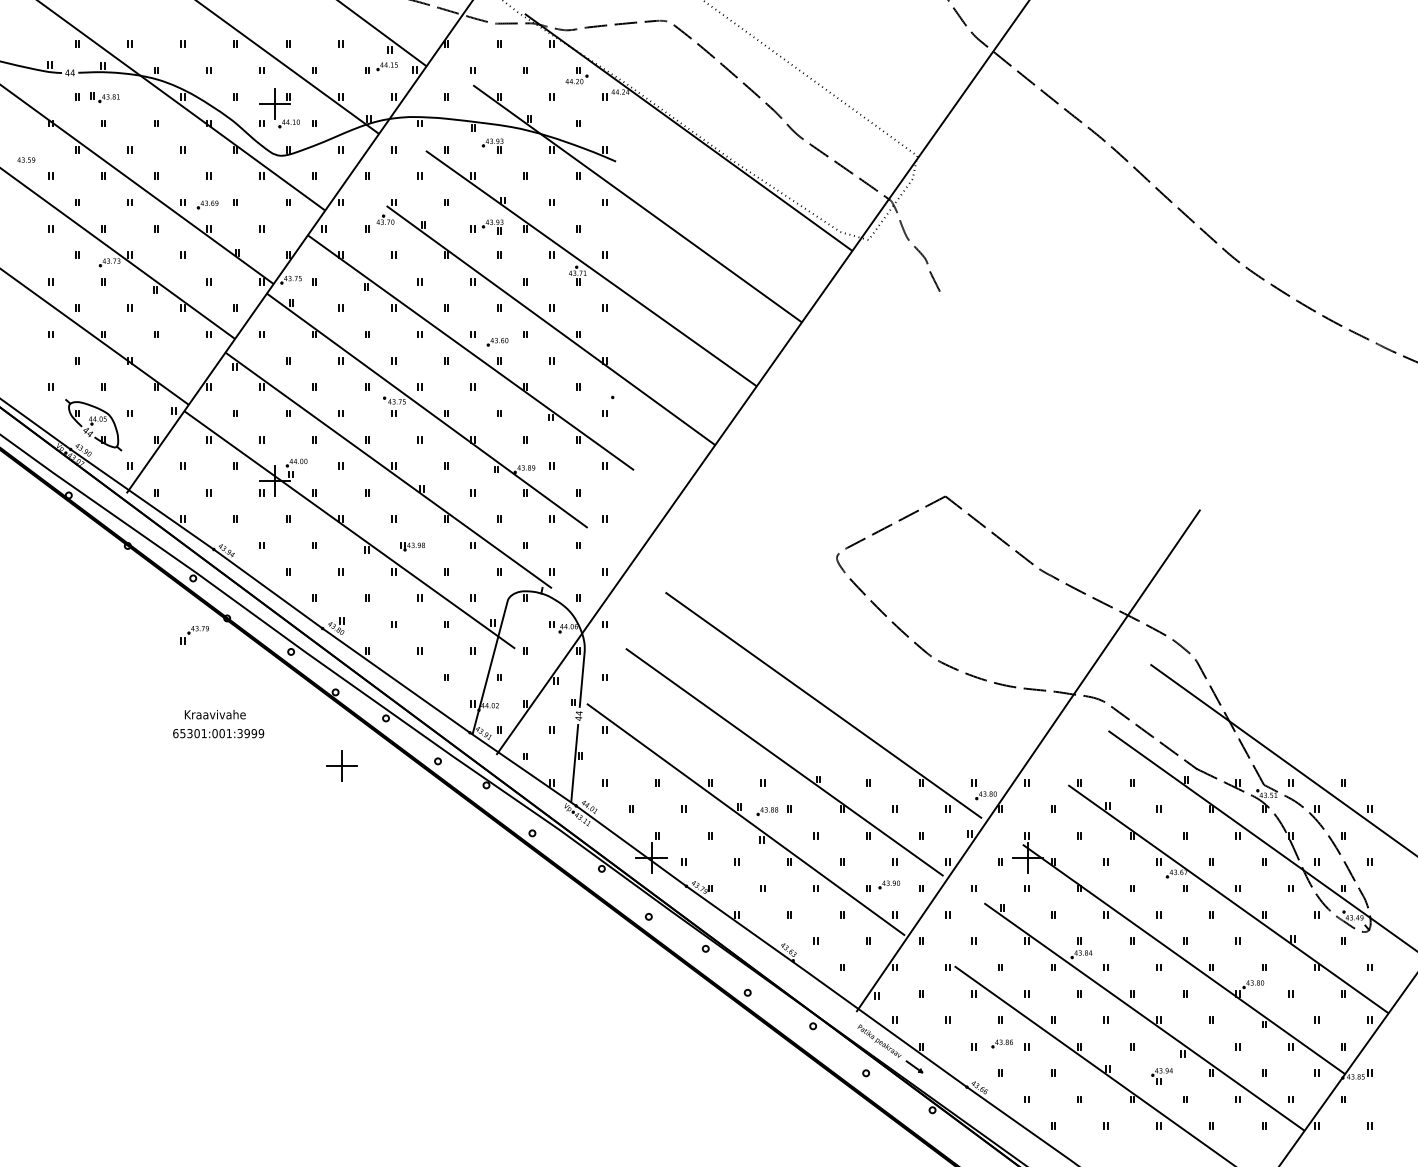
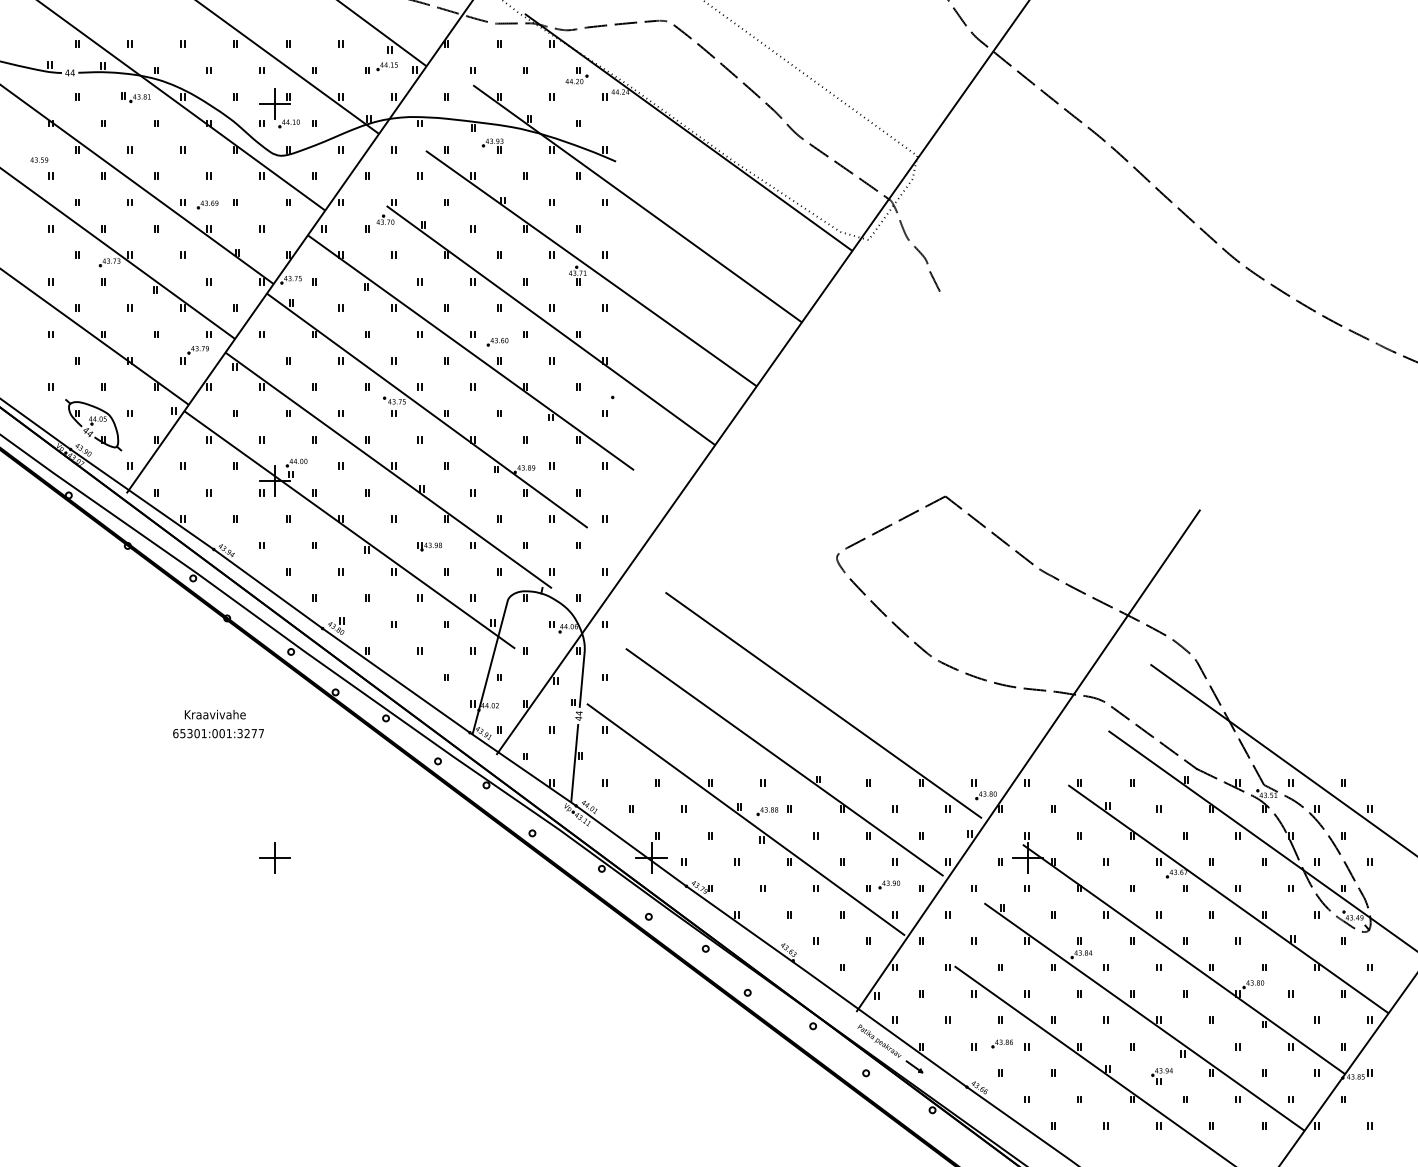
part position: (104, 97) -> (135, 97) (135, 97)
text position: (26, 159) -> (39, 159) (39, 159)
part: present -> none (492, 226)
part position: (412, 546) -> (429, 546) (429, 546)
part position: (194, 635) -> (194, 355) (194, 355)
text: 65301:001:3999 -> 65301:001:3277 (254, 733)
part position: (341, 765) -> (274, 857) (274, 857)
